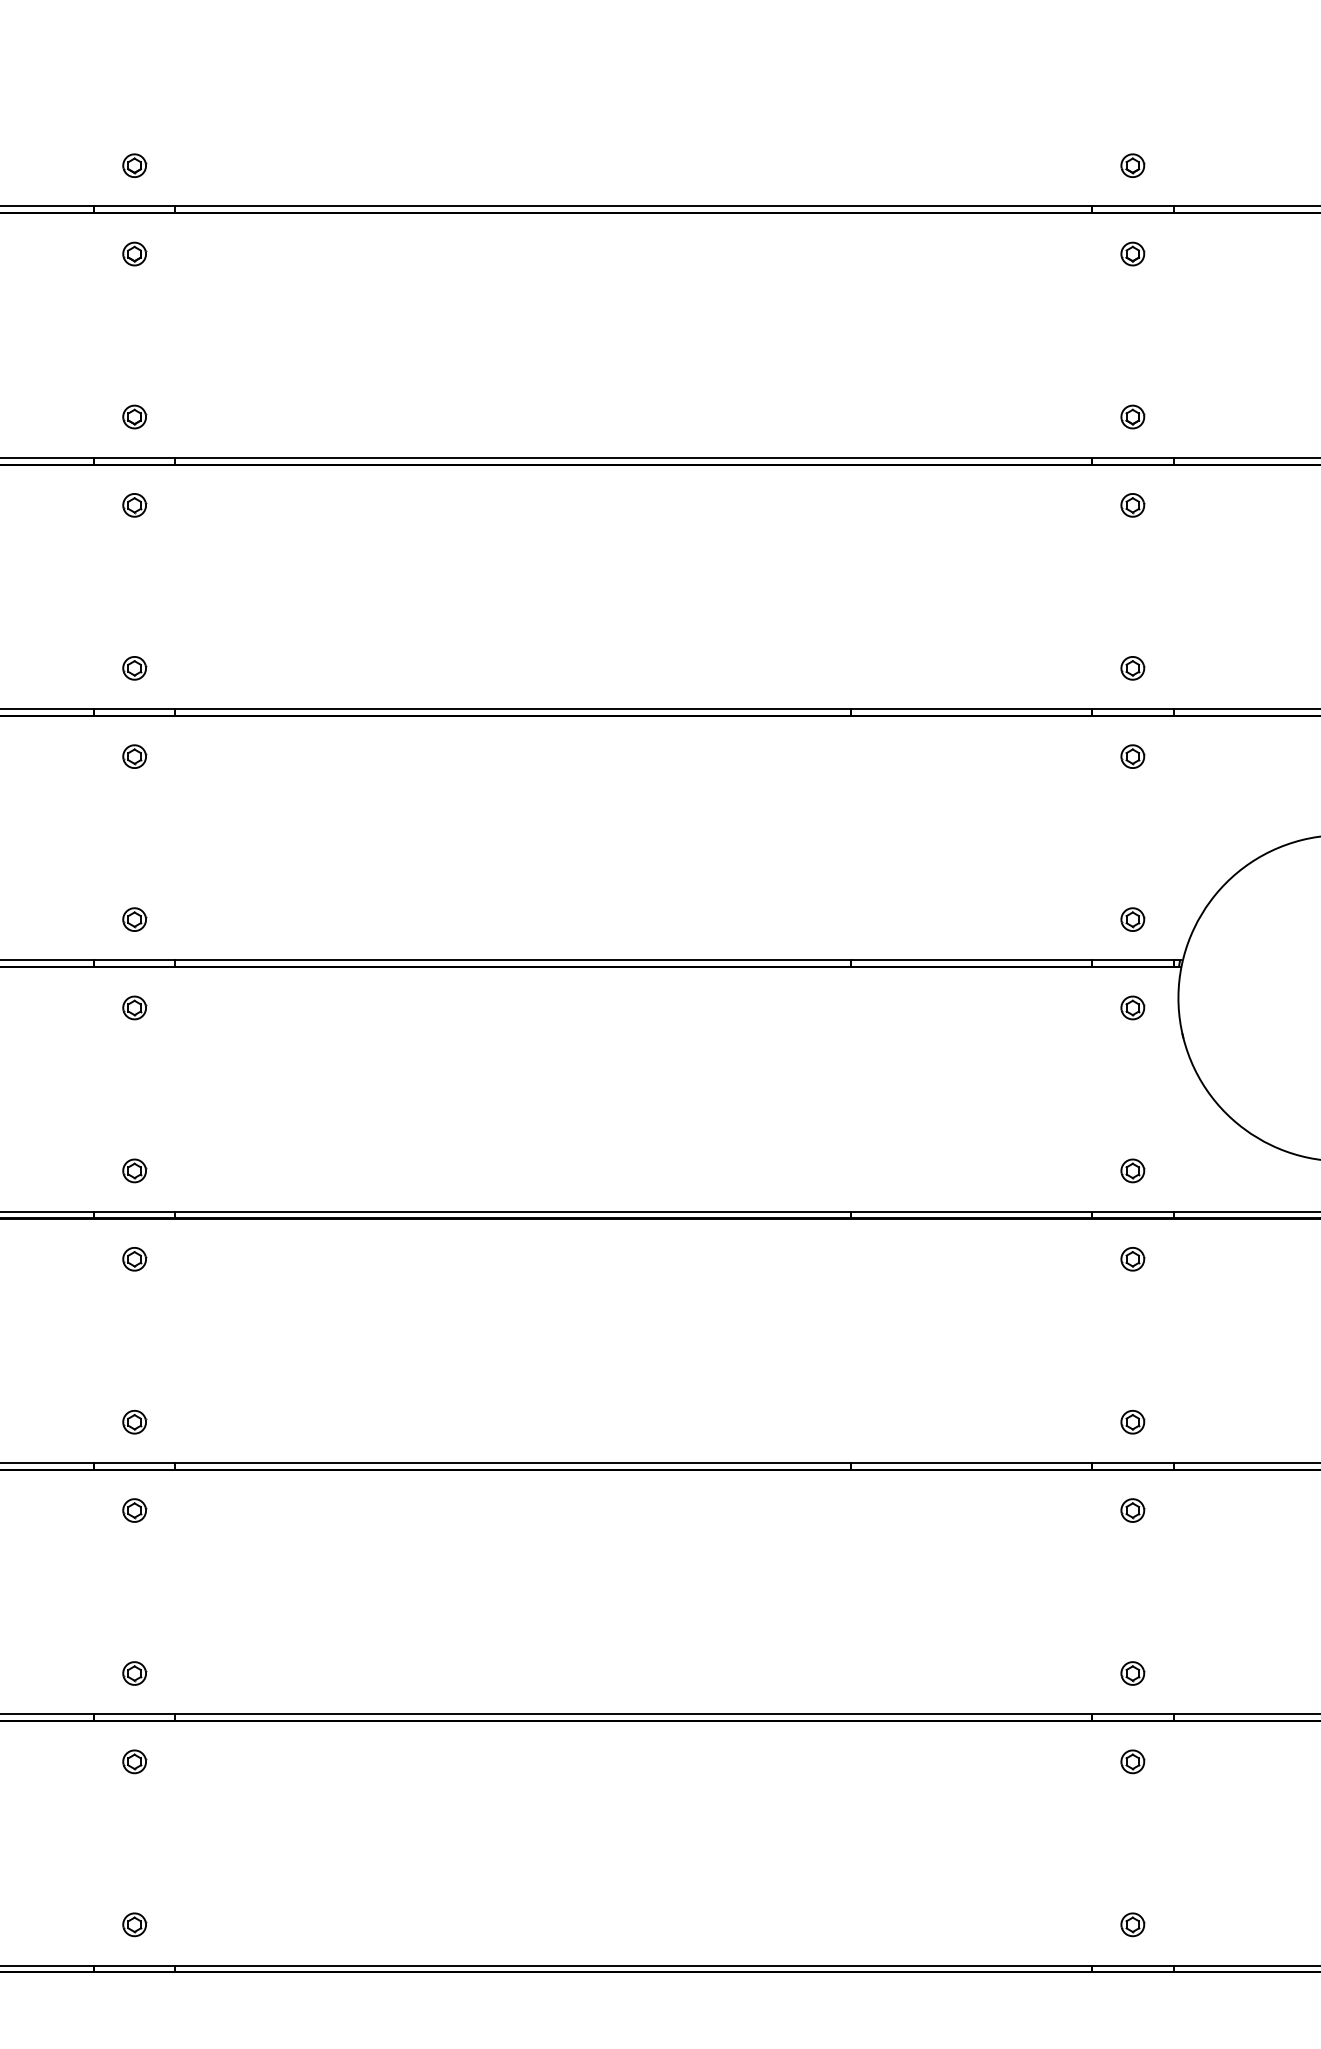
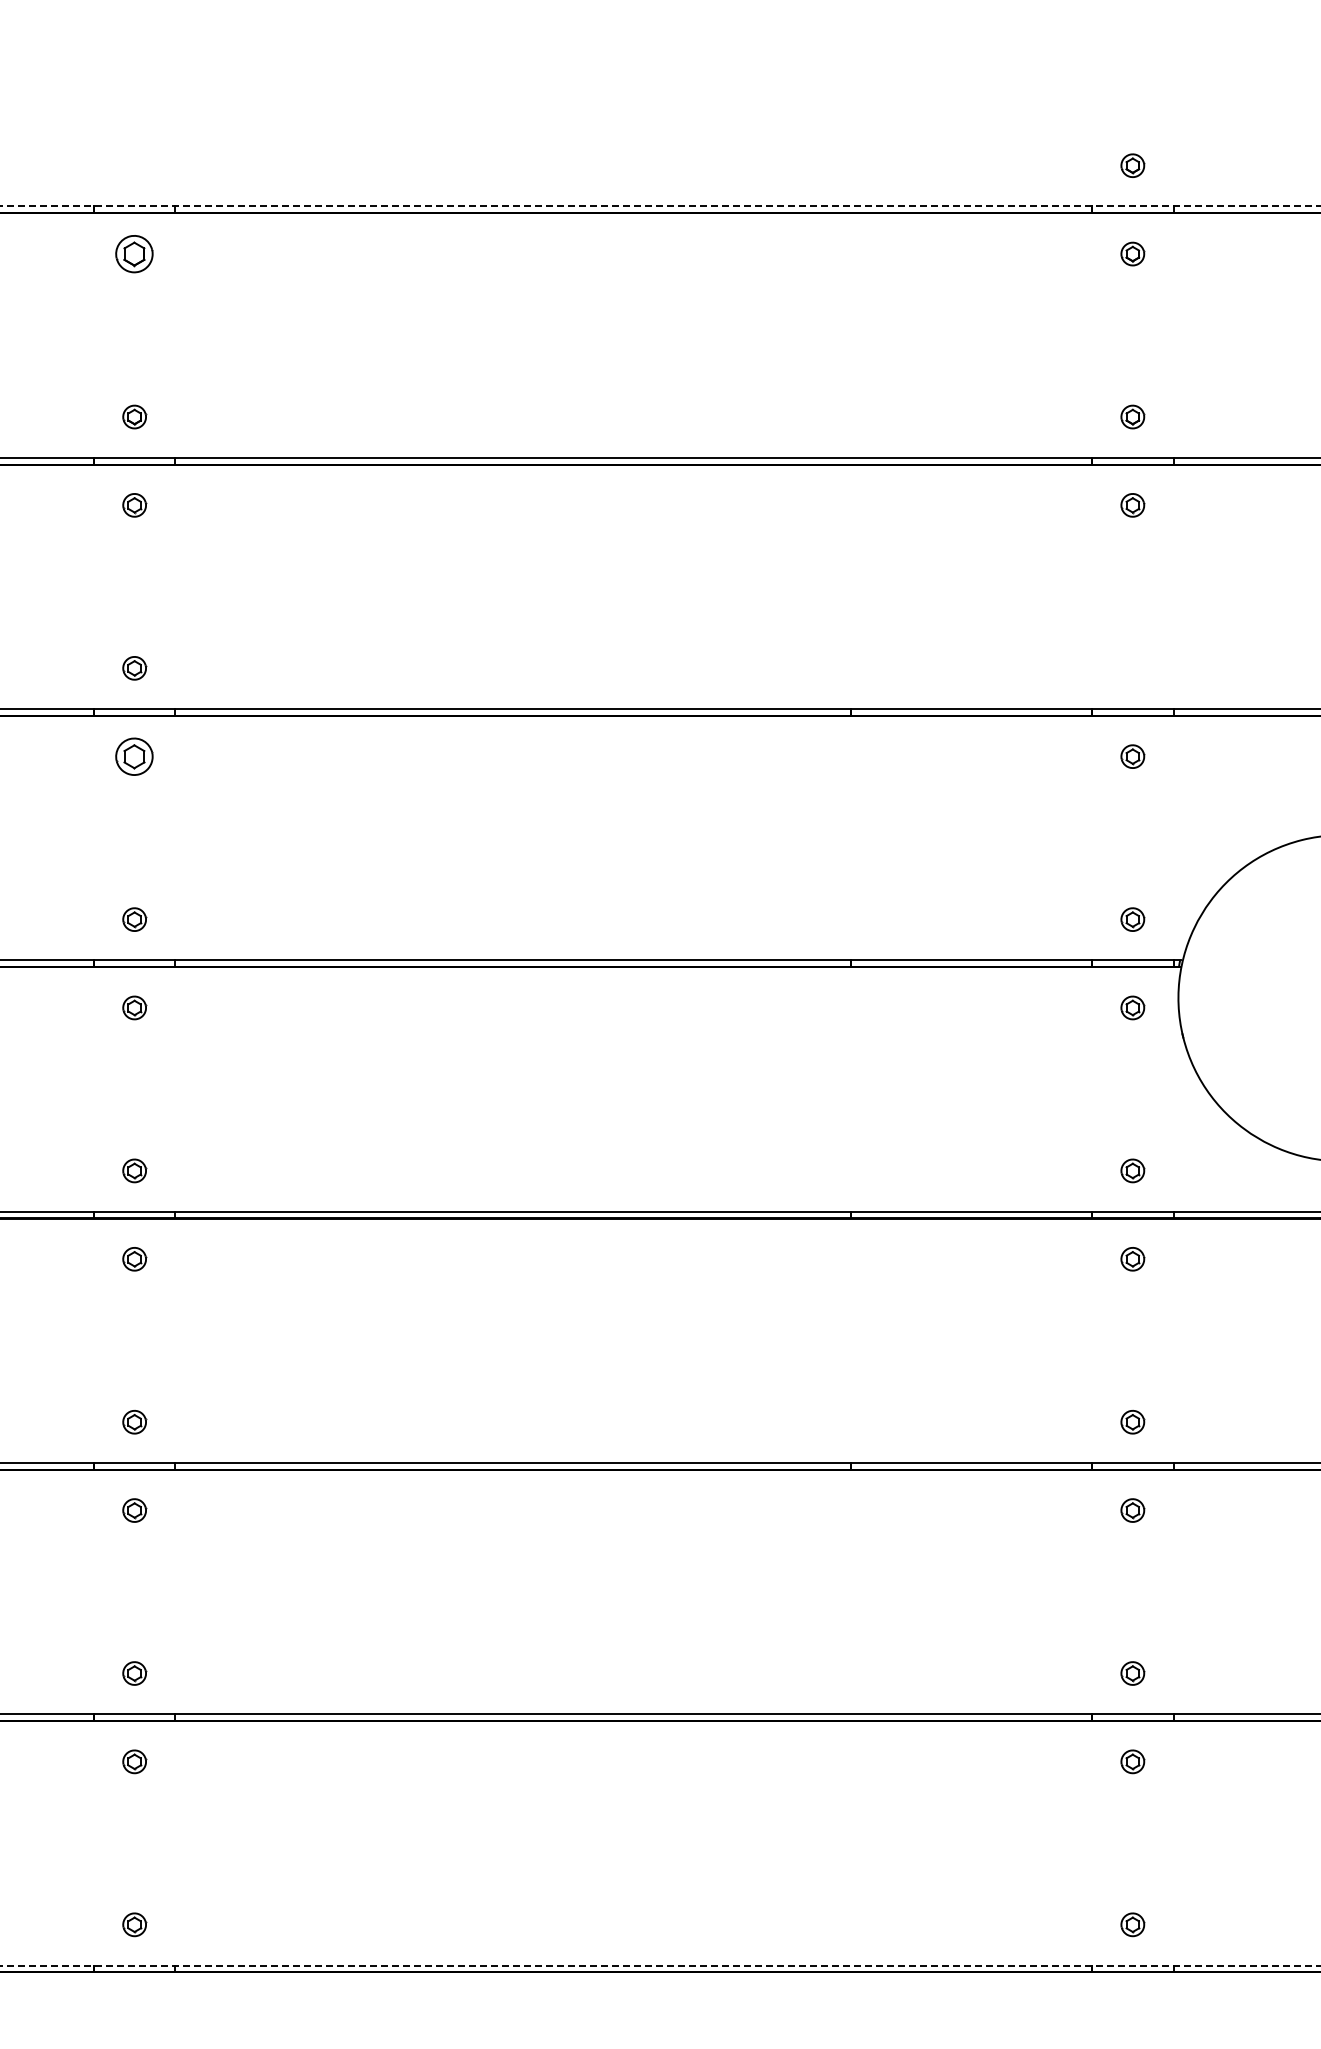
part: present -> none (134, 165)
line: solid -> dashed (660, 206)
part size: 26x26 px -> 39x39 px (134, 254)
part: present -> none (1132, 668)
part size: 26x25 px -> 39x39 px (134, 756)
line: solid -> dashed (660, 1965)
